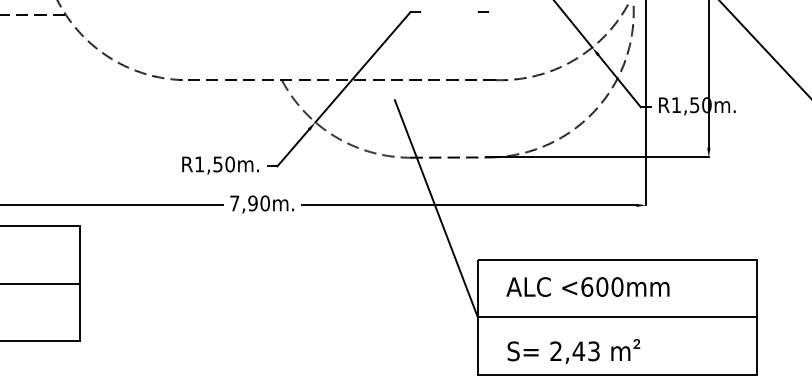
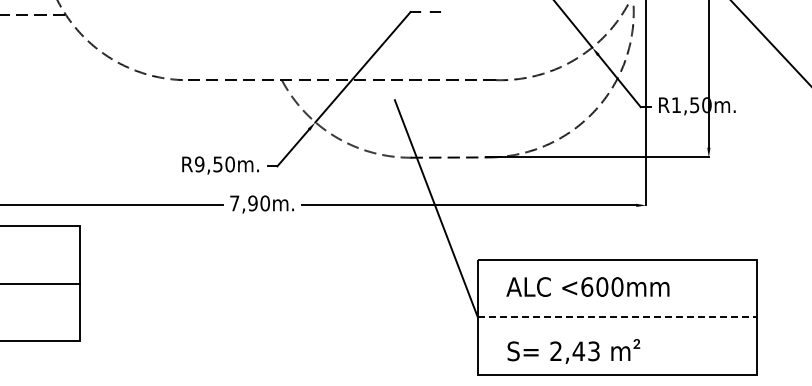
line position: (482, 11) -> (434, 11) (434, 11)
line position: (764, 48) -> (770, 42) (770, 42)
text: R1,50m. -> R9,50m. (199, 164)
line: solid -> dashed (617, 317)
